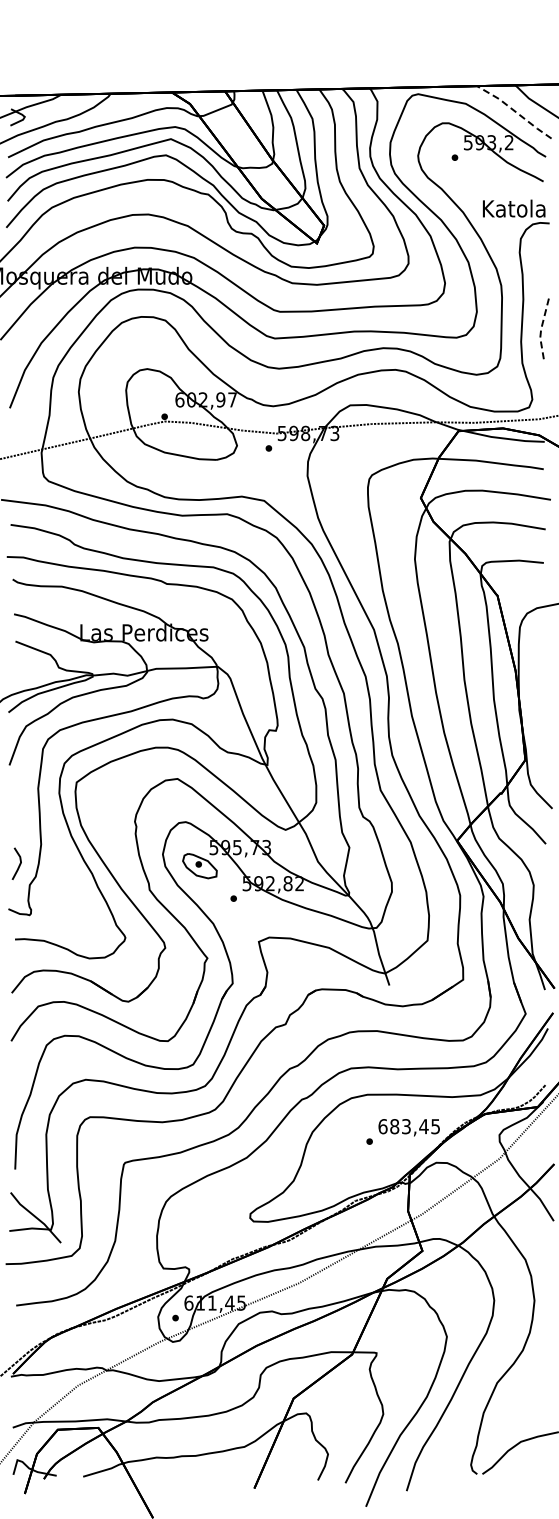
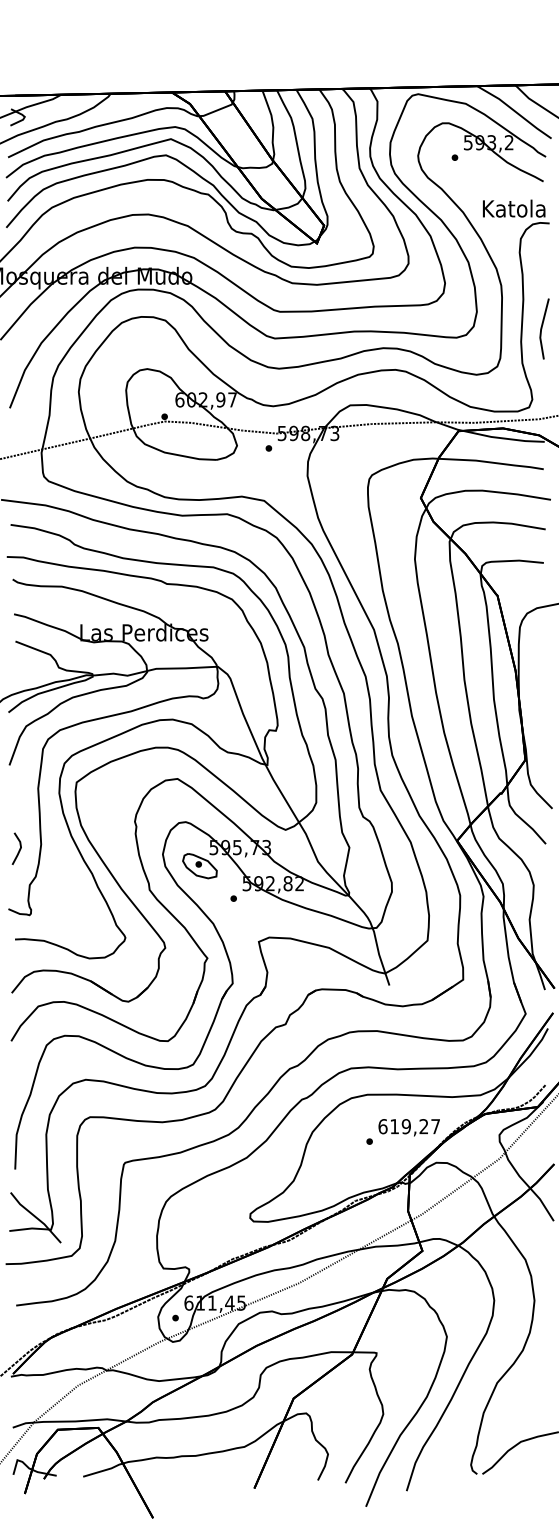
line: dashed -> solid (514, 111)
line: dashed -> solid (541, 329)
line position: (18, 865) -> (18, 850) (18, 850)
text: 683,45 -> 619,27 (414, 1126)
